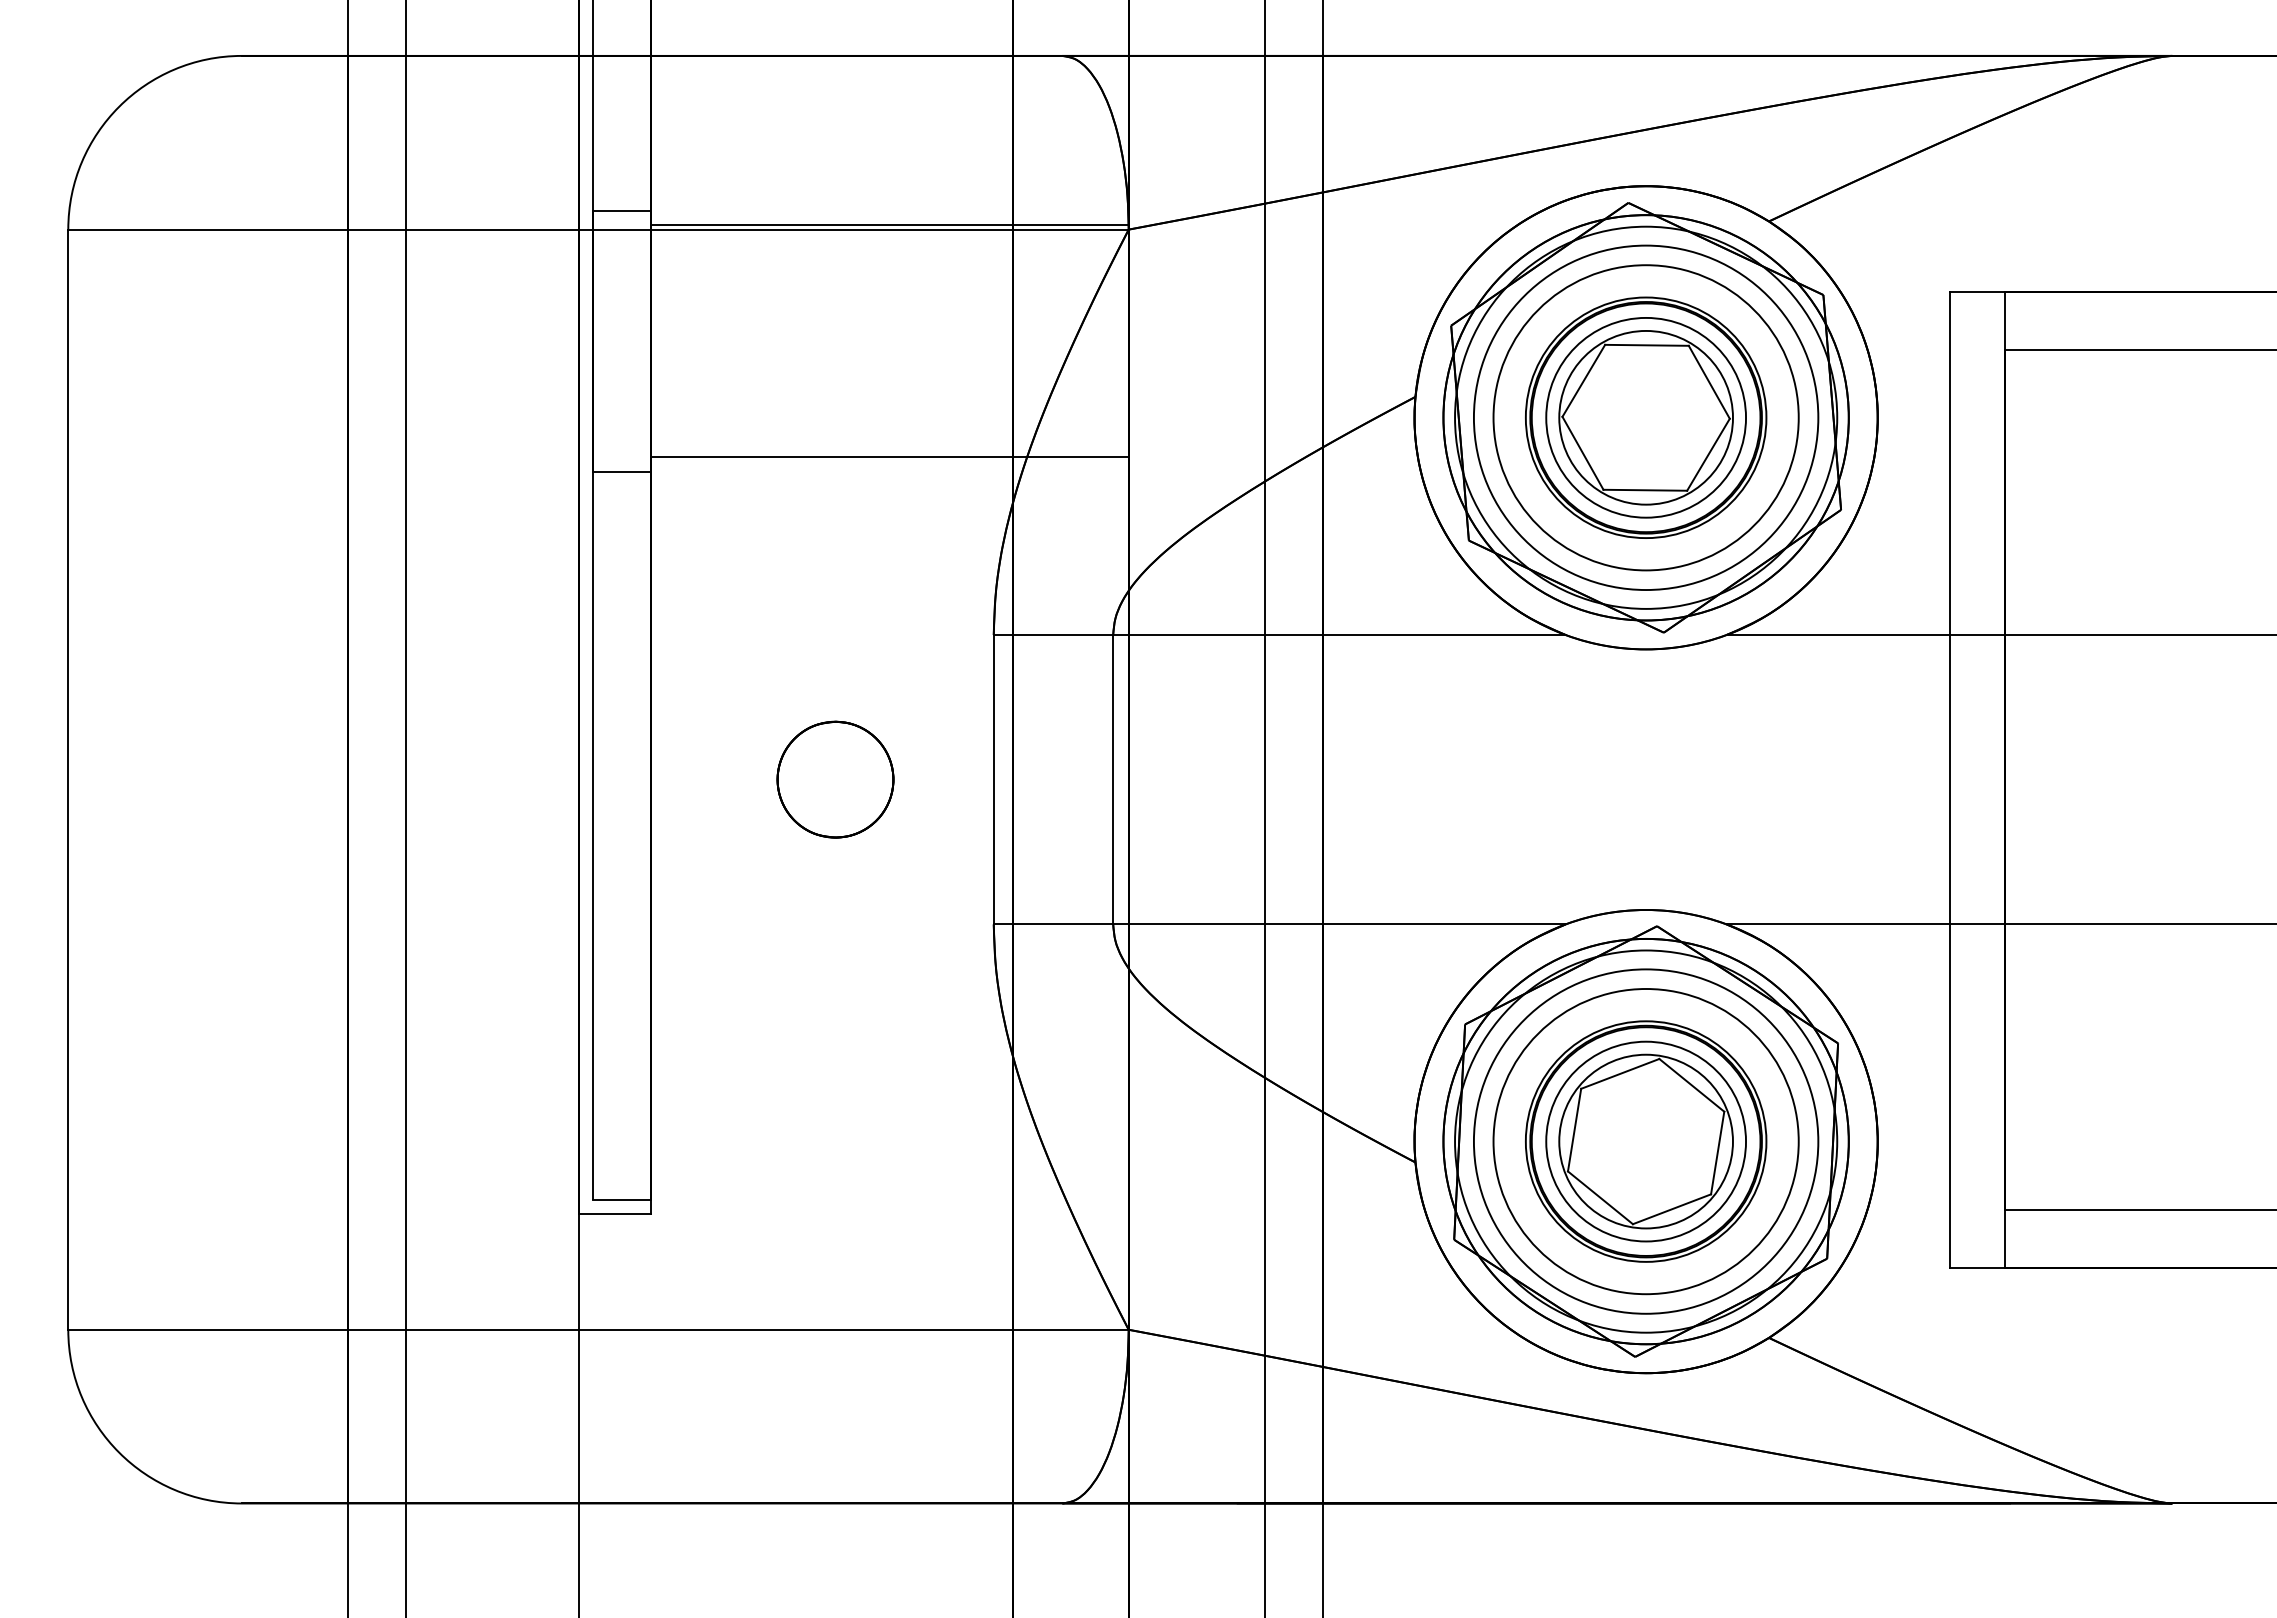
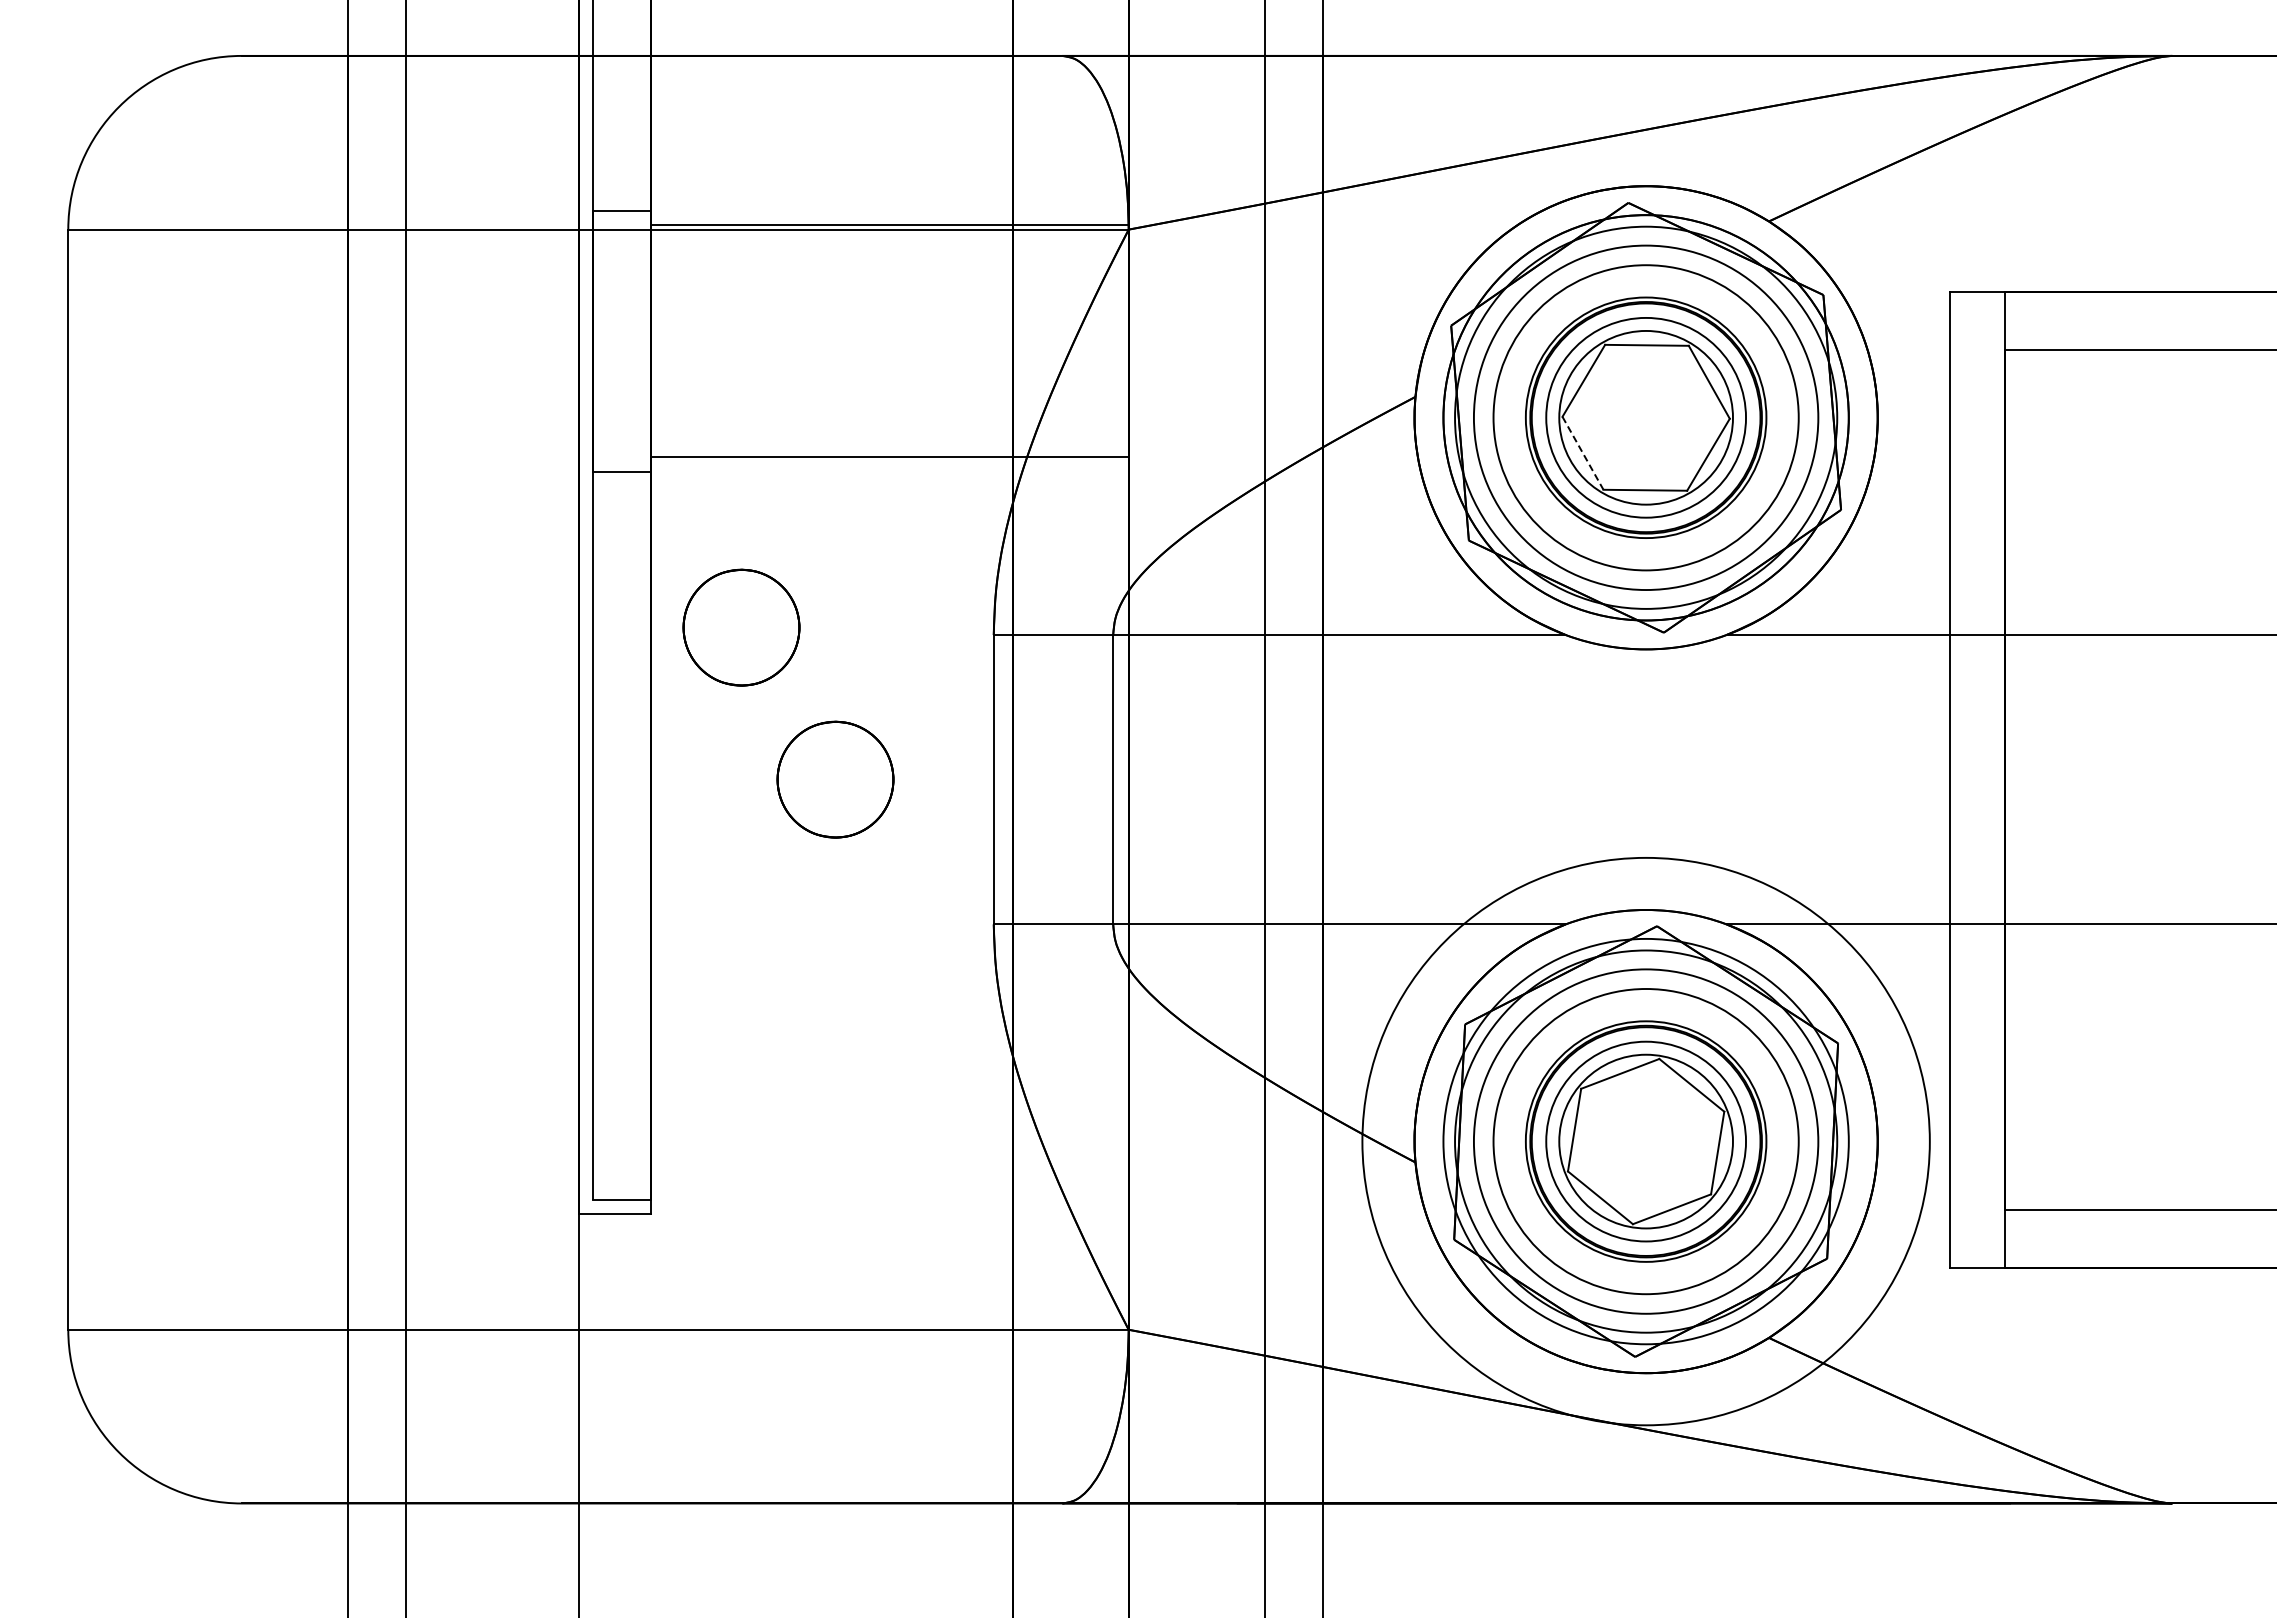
line: solid -> dashed (1582, 453)
part: none -> present (741, 627)
circle diameter: 405 px -> 567 px (1645, 1141)
